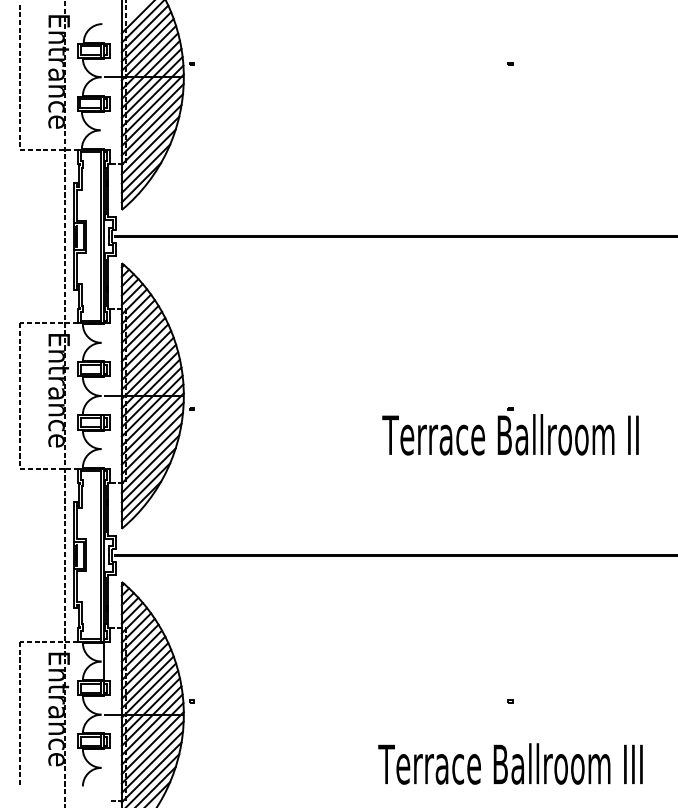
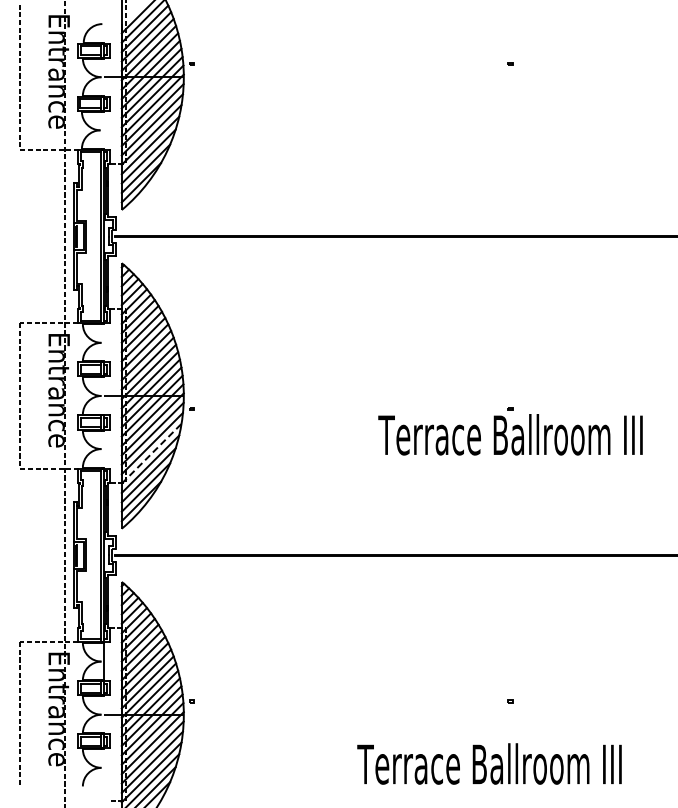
text: Terrace Ballroom II -> Terrace Ballroom III (510, 434)
line: solid -> dashed (152, 453)
text position: (510, 763) -> (489, 763) (489, 763)
